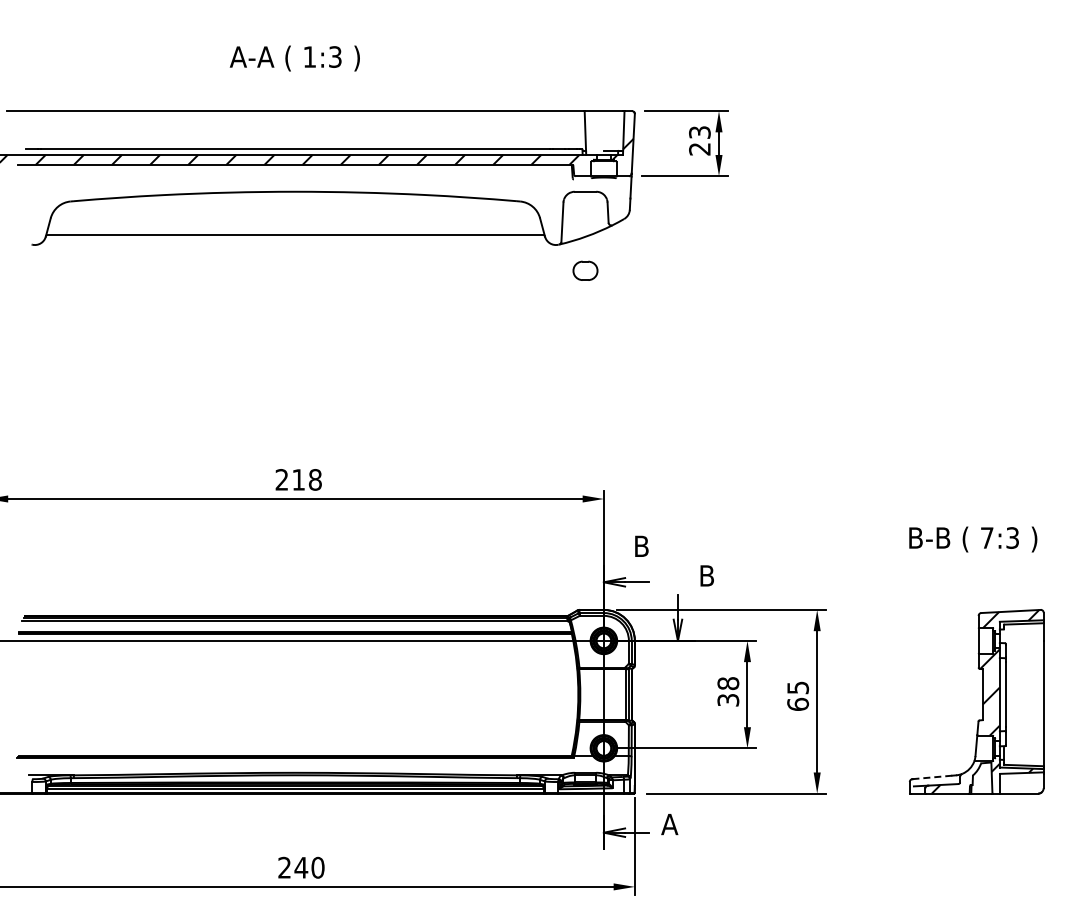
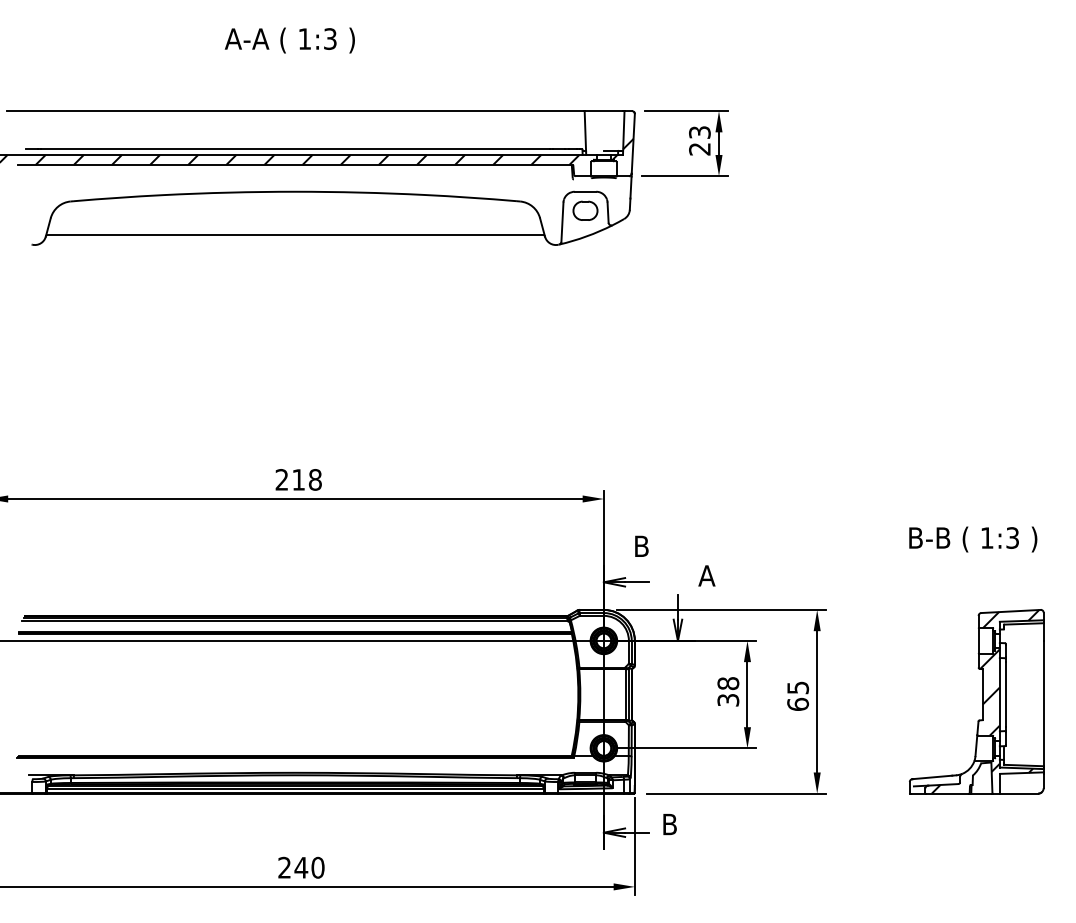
text position: (294, 58) -> (289, 40) (289, 40)
part position: (585, 270) -> (585, 210) (585, 210)
text: 7:3 -> 1:3 (987, 537)
text: B -> A (706, 575)
line: dashed -> solid (932, 777)
text: A -> B (669, 824)
